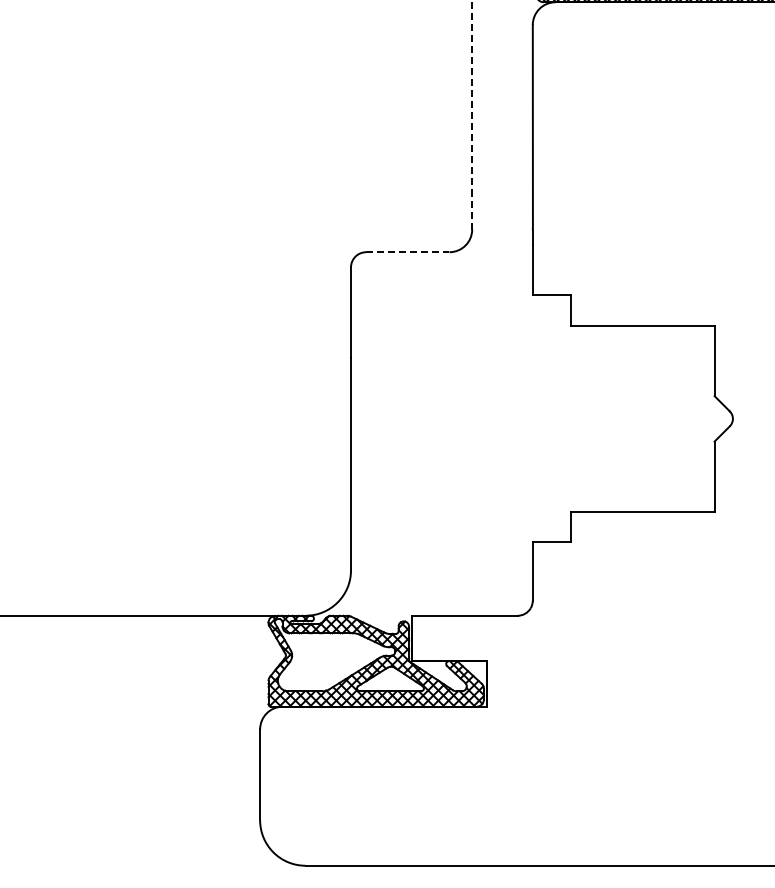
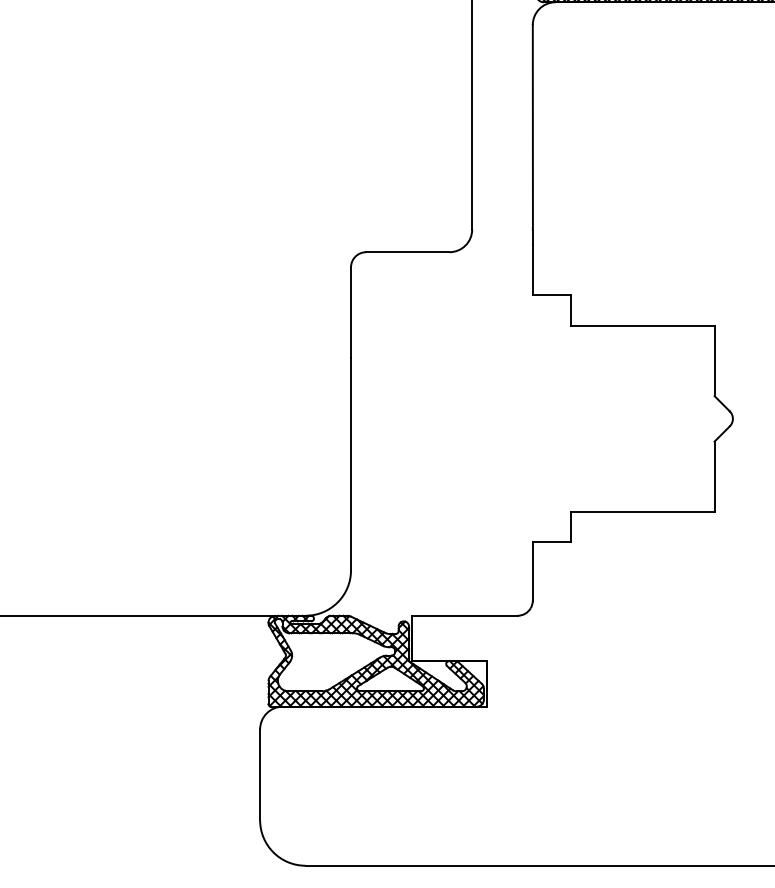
line: dashed -> solid (472, 114)
line: dashed -> solid (407, 252)
